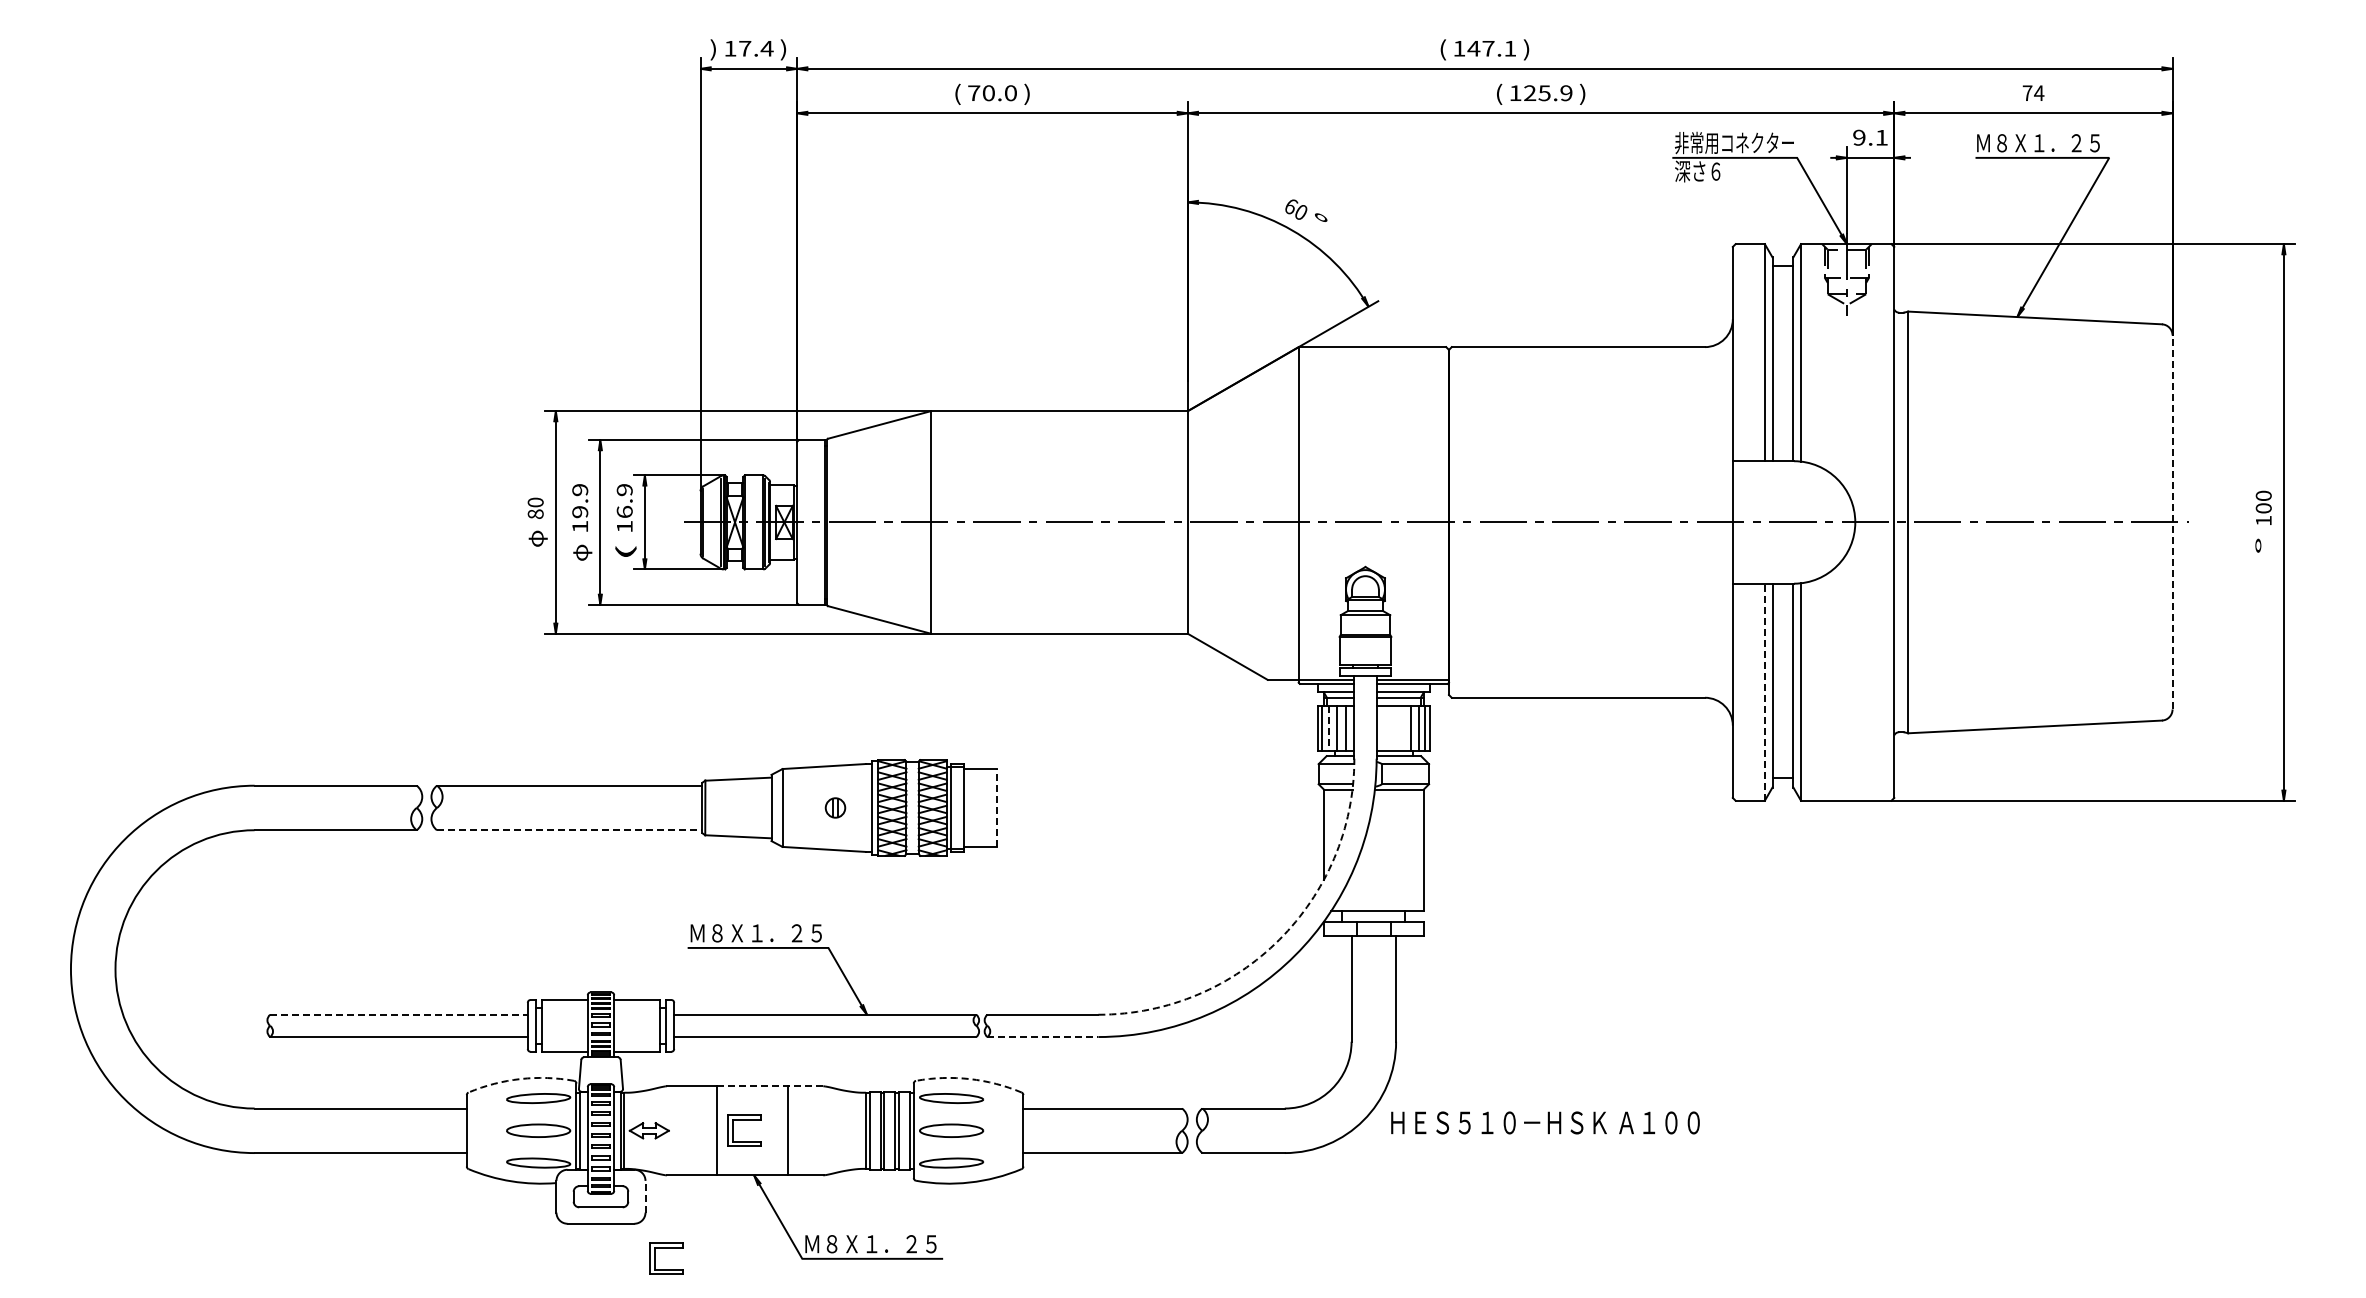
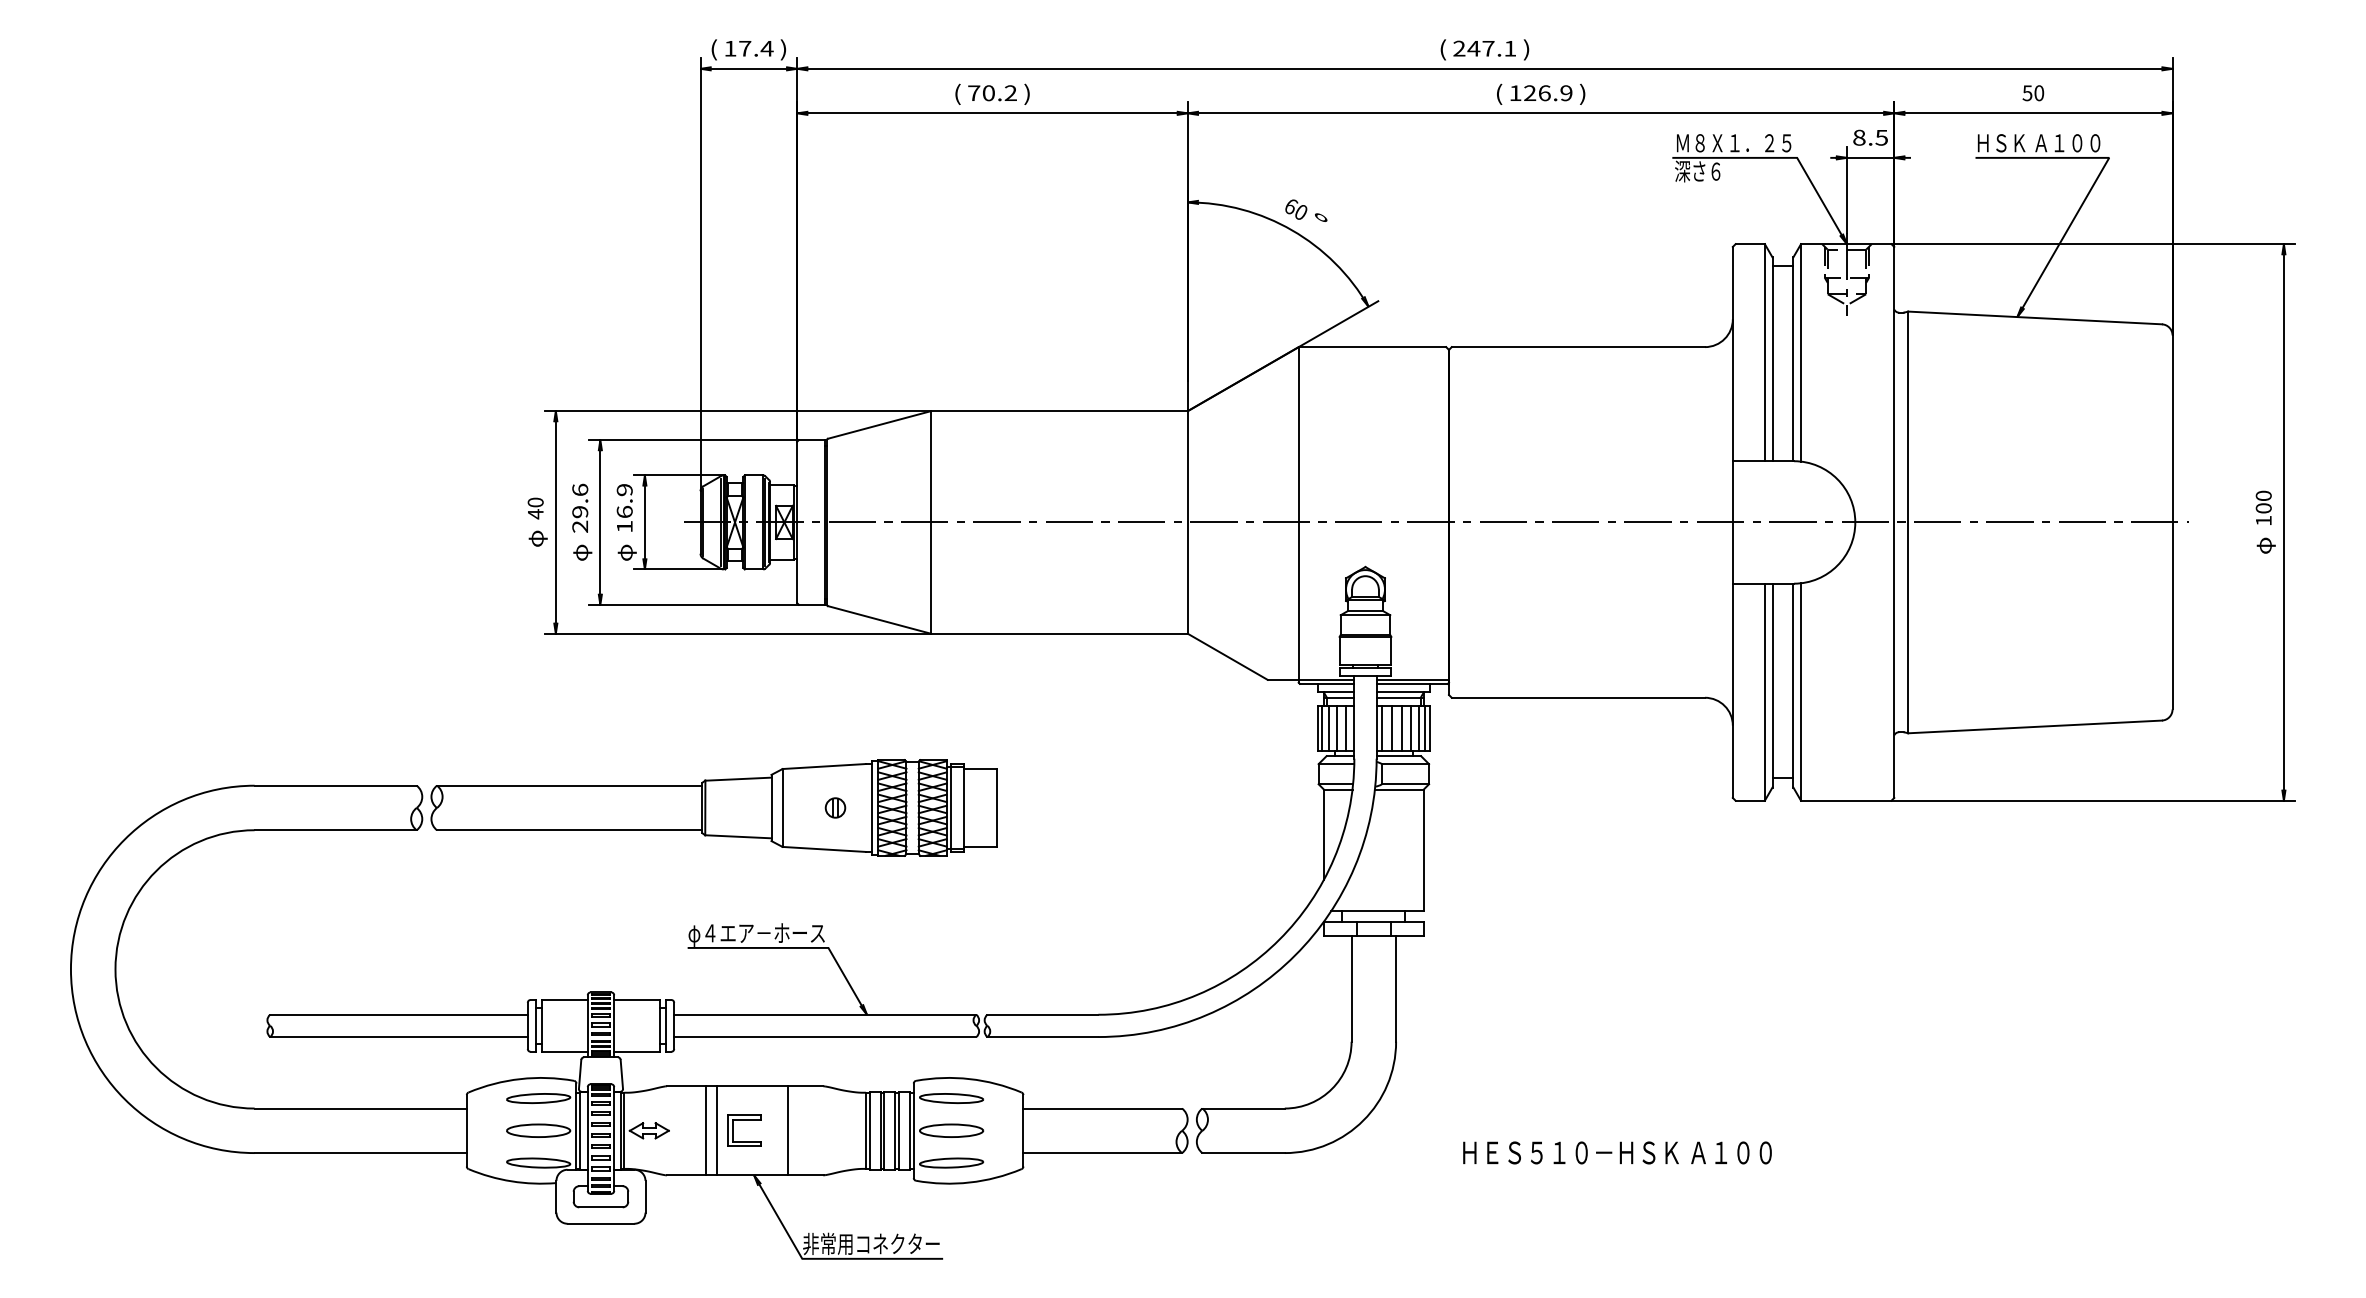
text: 147.1 -> 247.1 (1459, 48)
text: ) -> ( (713, 49)
text: 70.0 -> 70.2 (1010, 93)
text: 125.9 -> 126.9 (1544, 93)
text: 74 -> 50 (2033, 93)
text: 9.1 -> 8.5 (1870, 137)
text: 非常用コネクター -> Ｍ８Ｘ１．２５ (1734, 142)
text: Ｍ８Ｘ１．２５ -> ＨＳＫ Ａ１００ (2038, 143)
text: 19.9 -> 29.6 (580, 507)
text: 80 -> 40 (535, 514)
line: dashed -> solid (2172, 521)
text: ° -> φ (2265, 545)
text: ( -> φ (625, 552)
line: dashed -> solid (1764, 692)
line: dashed -> solid (1329, 728)
line: none -> present (1382, 728)
line: none -> present (1391, 728)
line: none -> present (1401, 728)
line: dashed -> solid (997, 807)
line: dashed -> solid (569, 830)
text: Ｍ８Ｘ１．２５ -> φ４エア－ホース (756, 934)
arc: dashed -> solid (1279, 939)
line: dashed -> solid (399, 1014)
line: dashed -> solid (1043, 1037)
arc: dashed -> solid (520, 1079)
arc: dashed -> solid (969, 1079)
line: dashed -> solid (770, 1086)
text position: (1545, 1122) -> (1617, 1152) (1617, 1152)
line: none -> present (706, 1130)
line: dashed -> solid (645, 1196)
text: Ｍ８Ｘ１．２５ -> 非常用コネクター (871, 1243)
part: present -> none (666, 1248)
